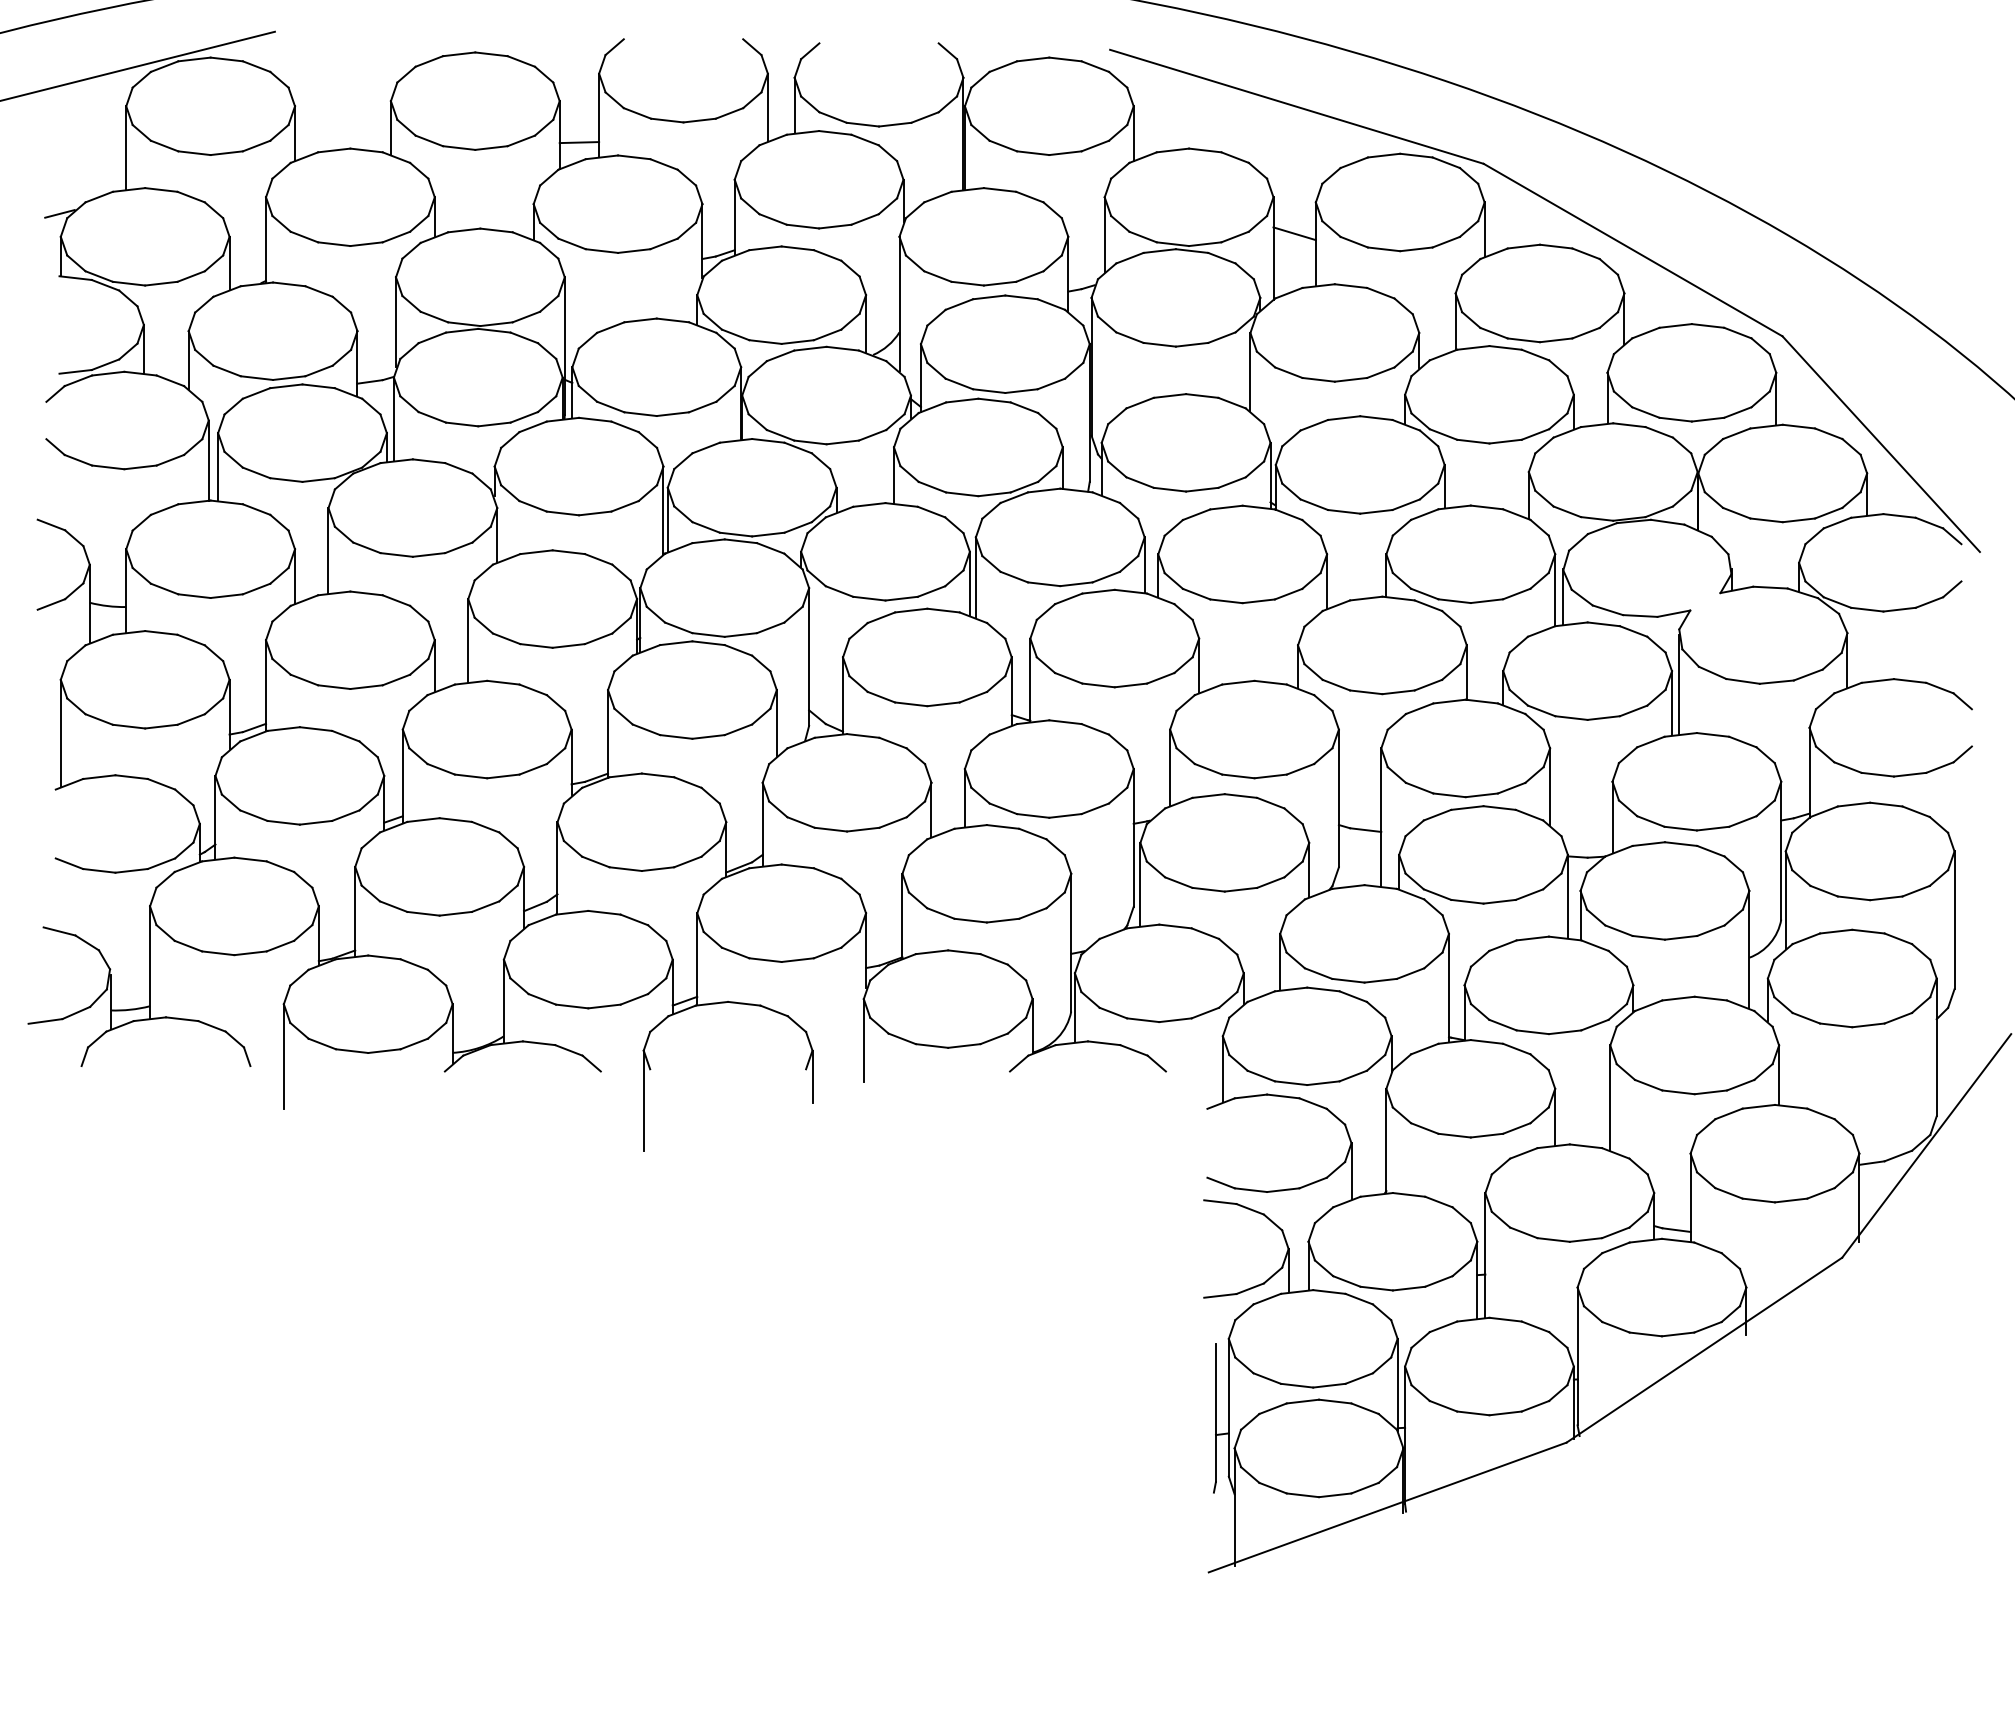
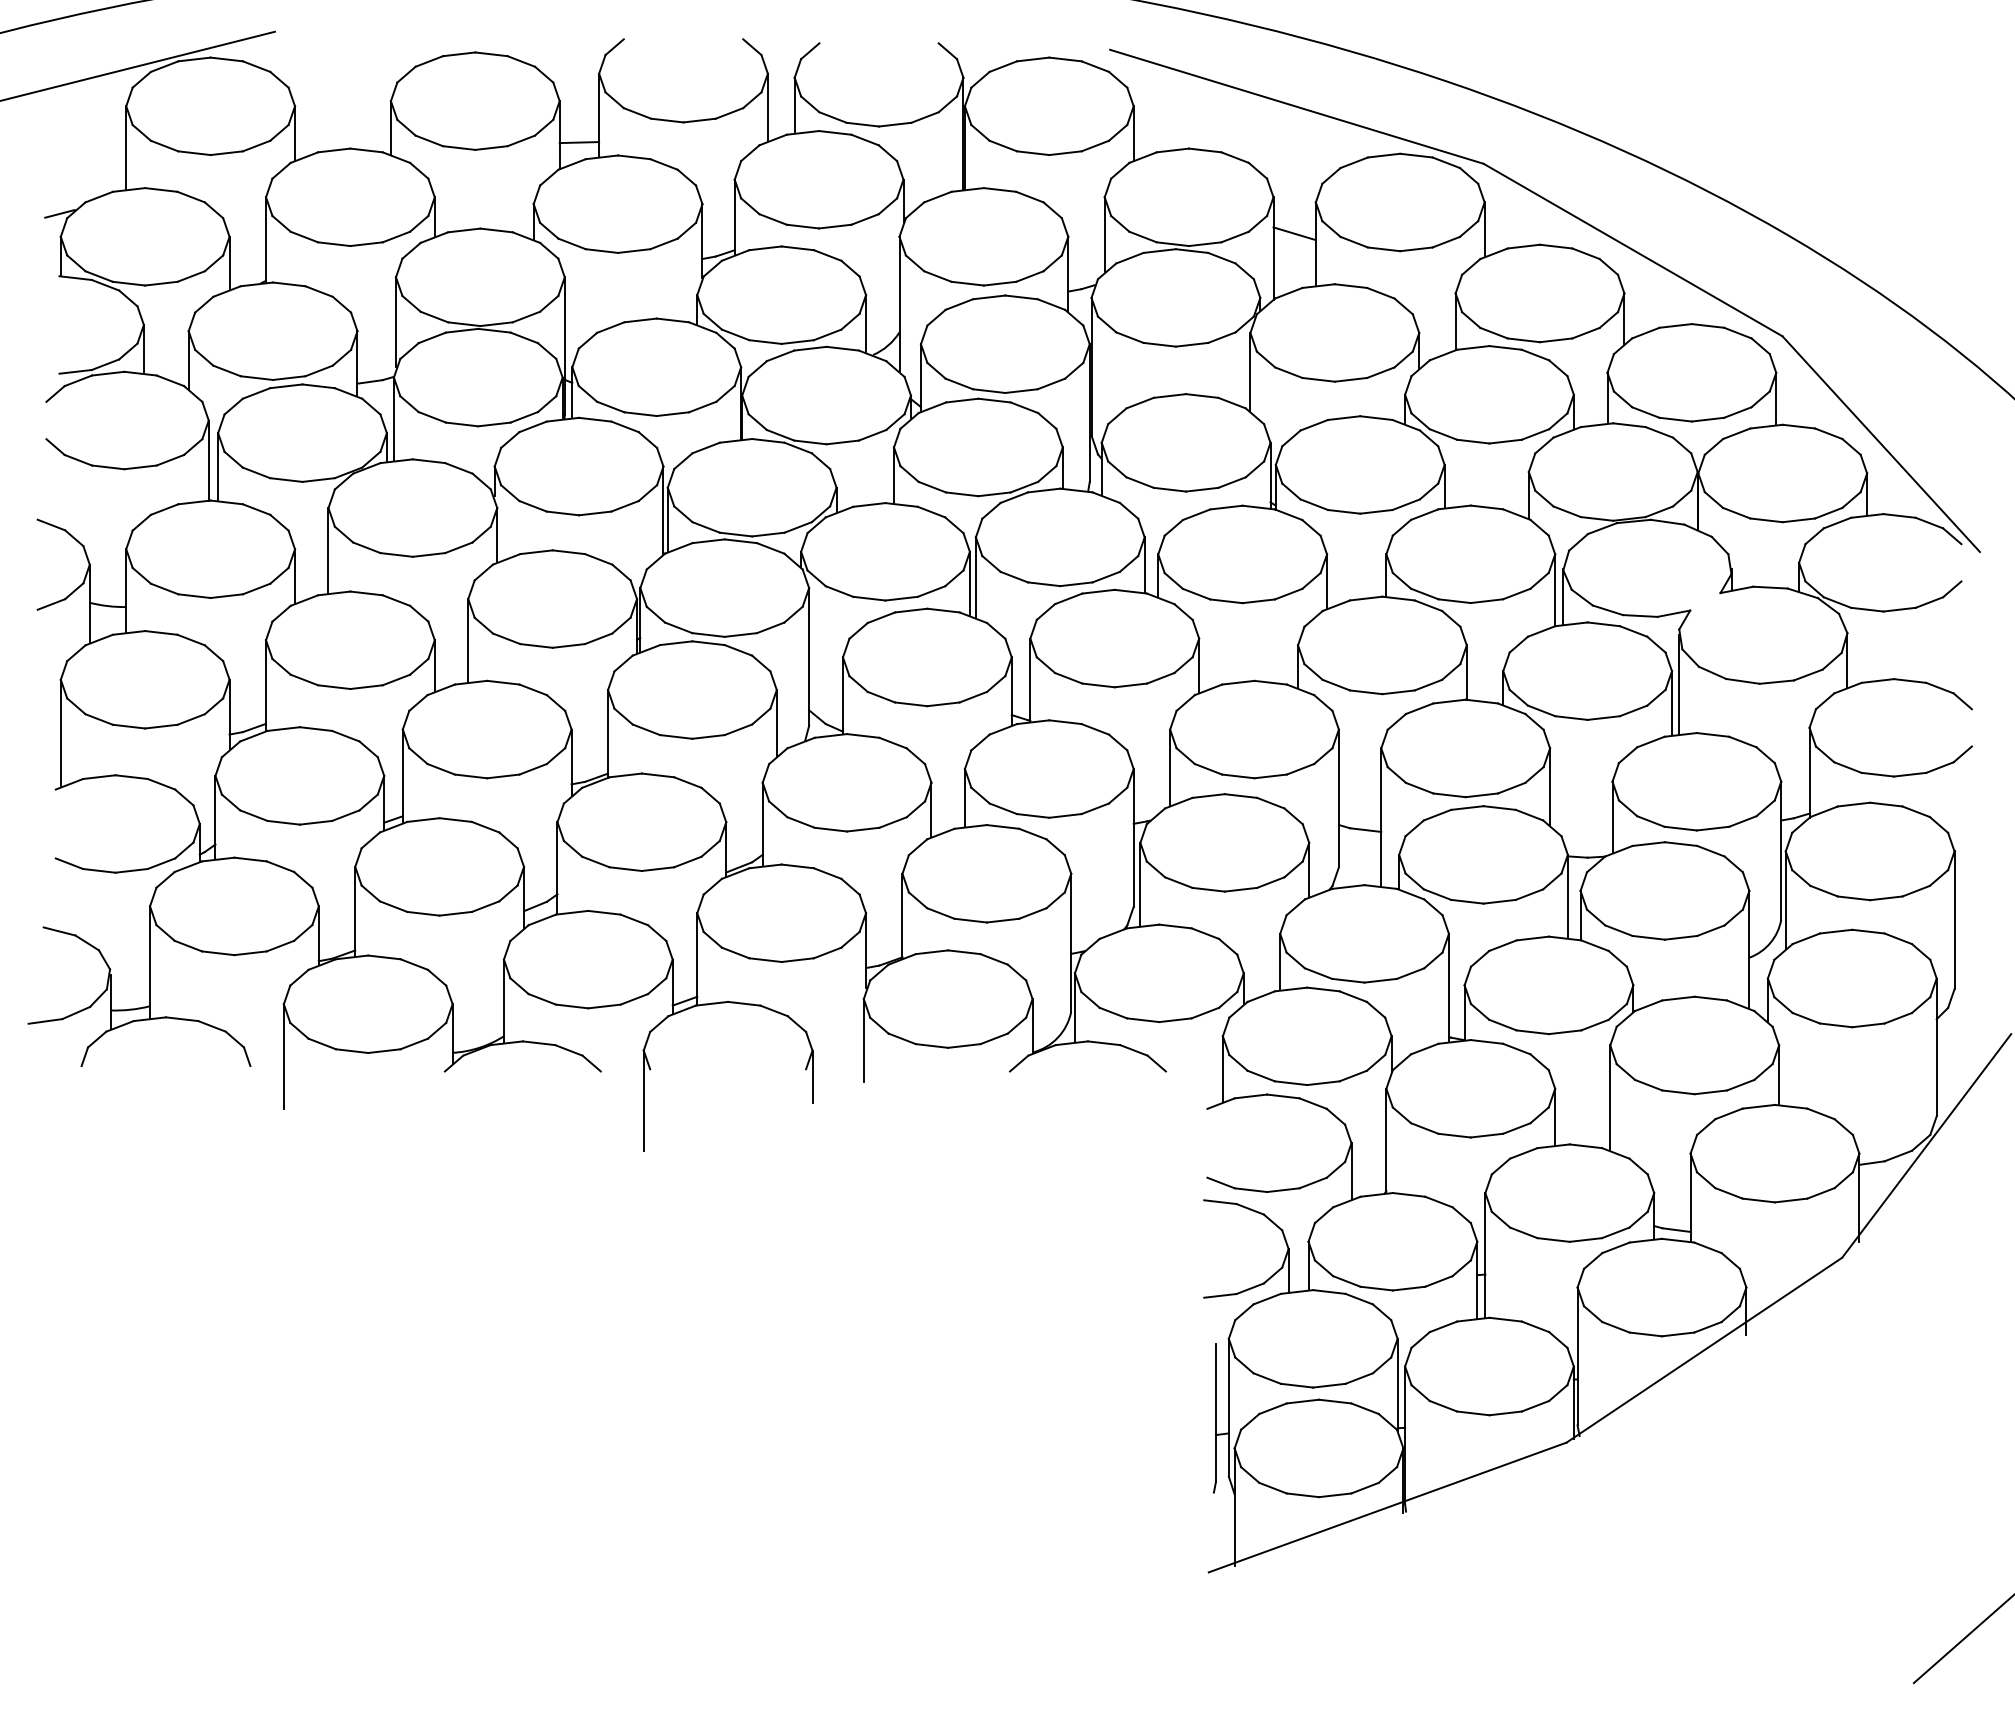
line: none -> present (1962, 1639)
